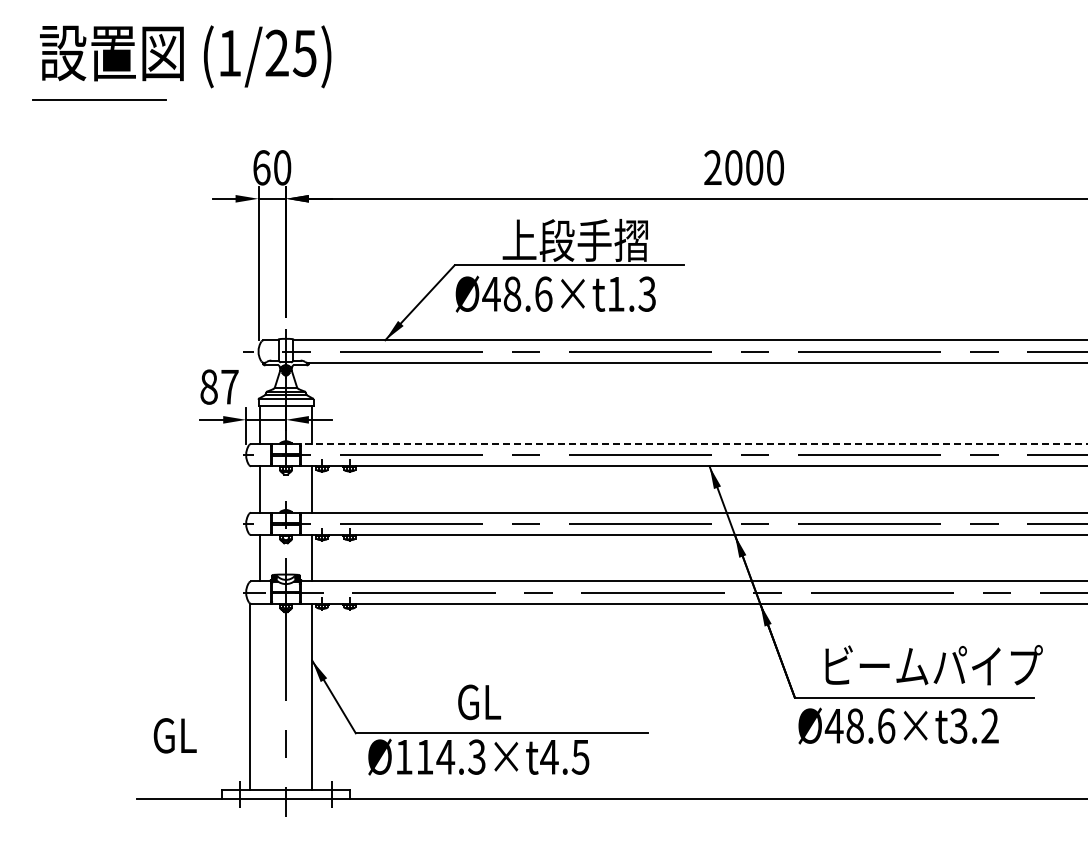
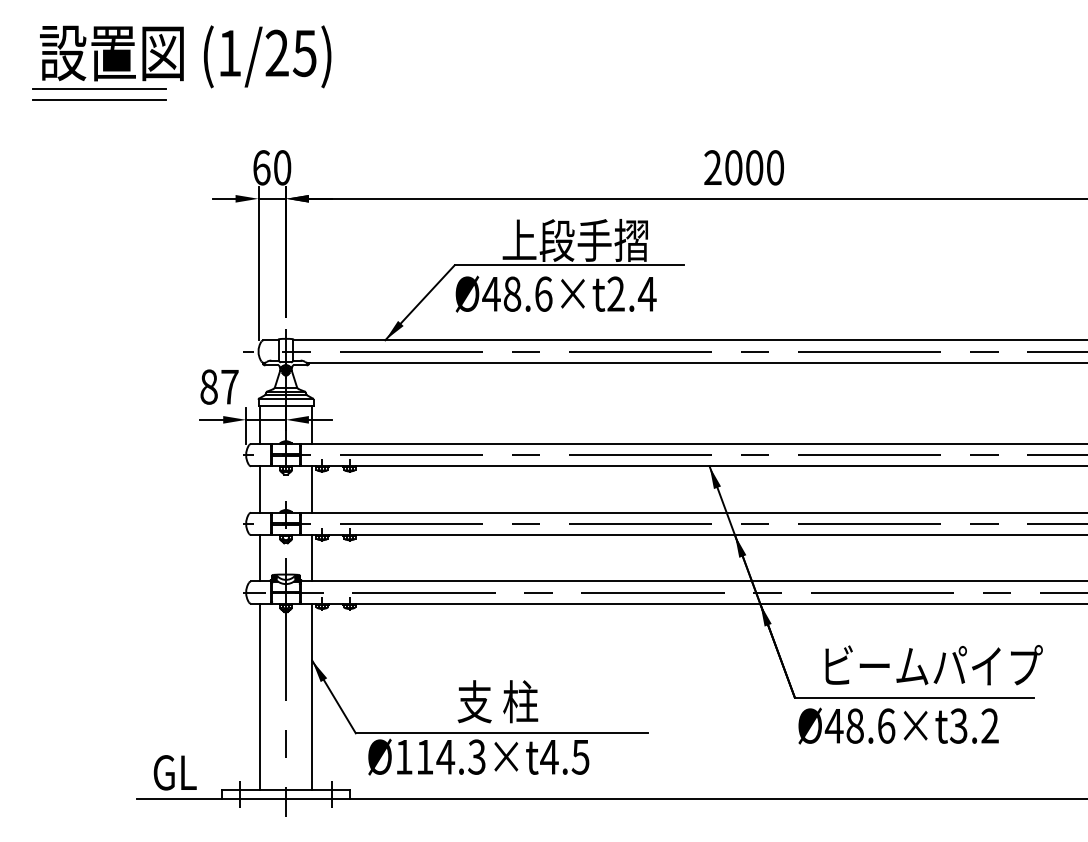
line: none -> present (99, 88)
text: Ø48.6×t1.3 -> Ø48.6×t2.4 (631, 293)
line: dashed -> solid (693, 444)
line position: (249, 696) -> (259, 696) (259, 696)
text: GL -> 支 柱 (497, 701)
text position: (174, 735) -> (174, 772) (174, 772)
